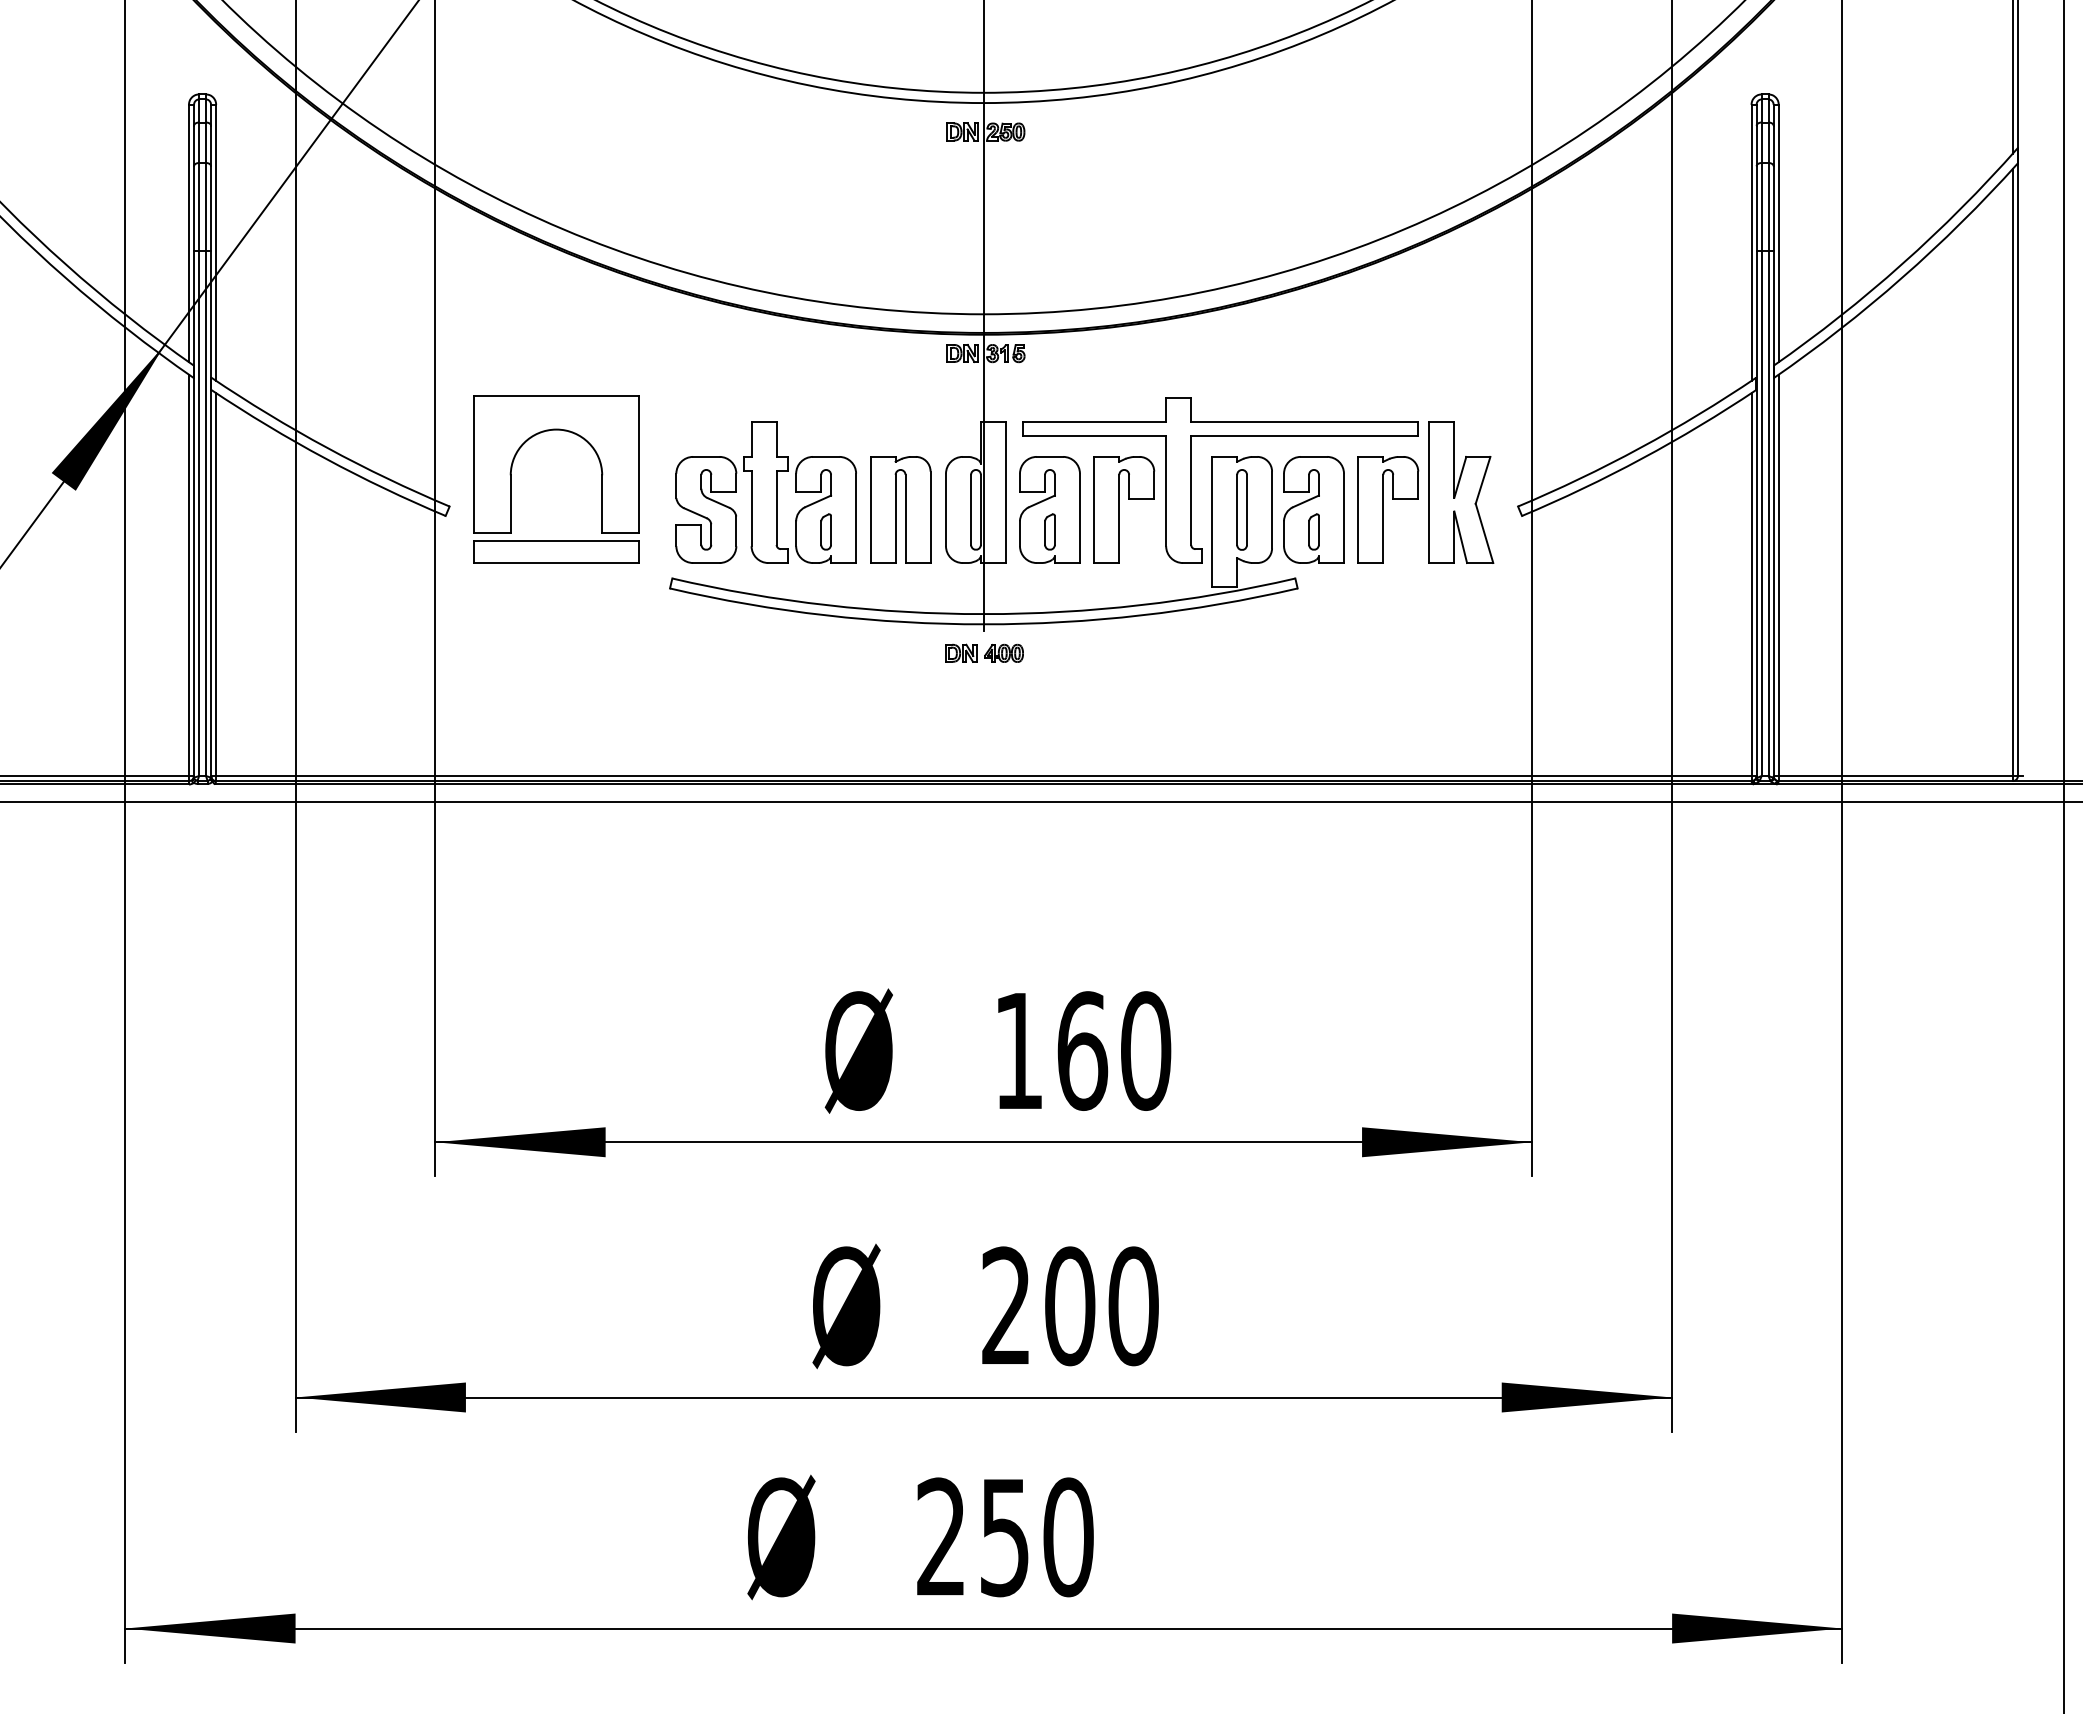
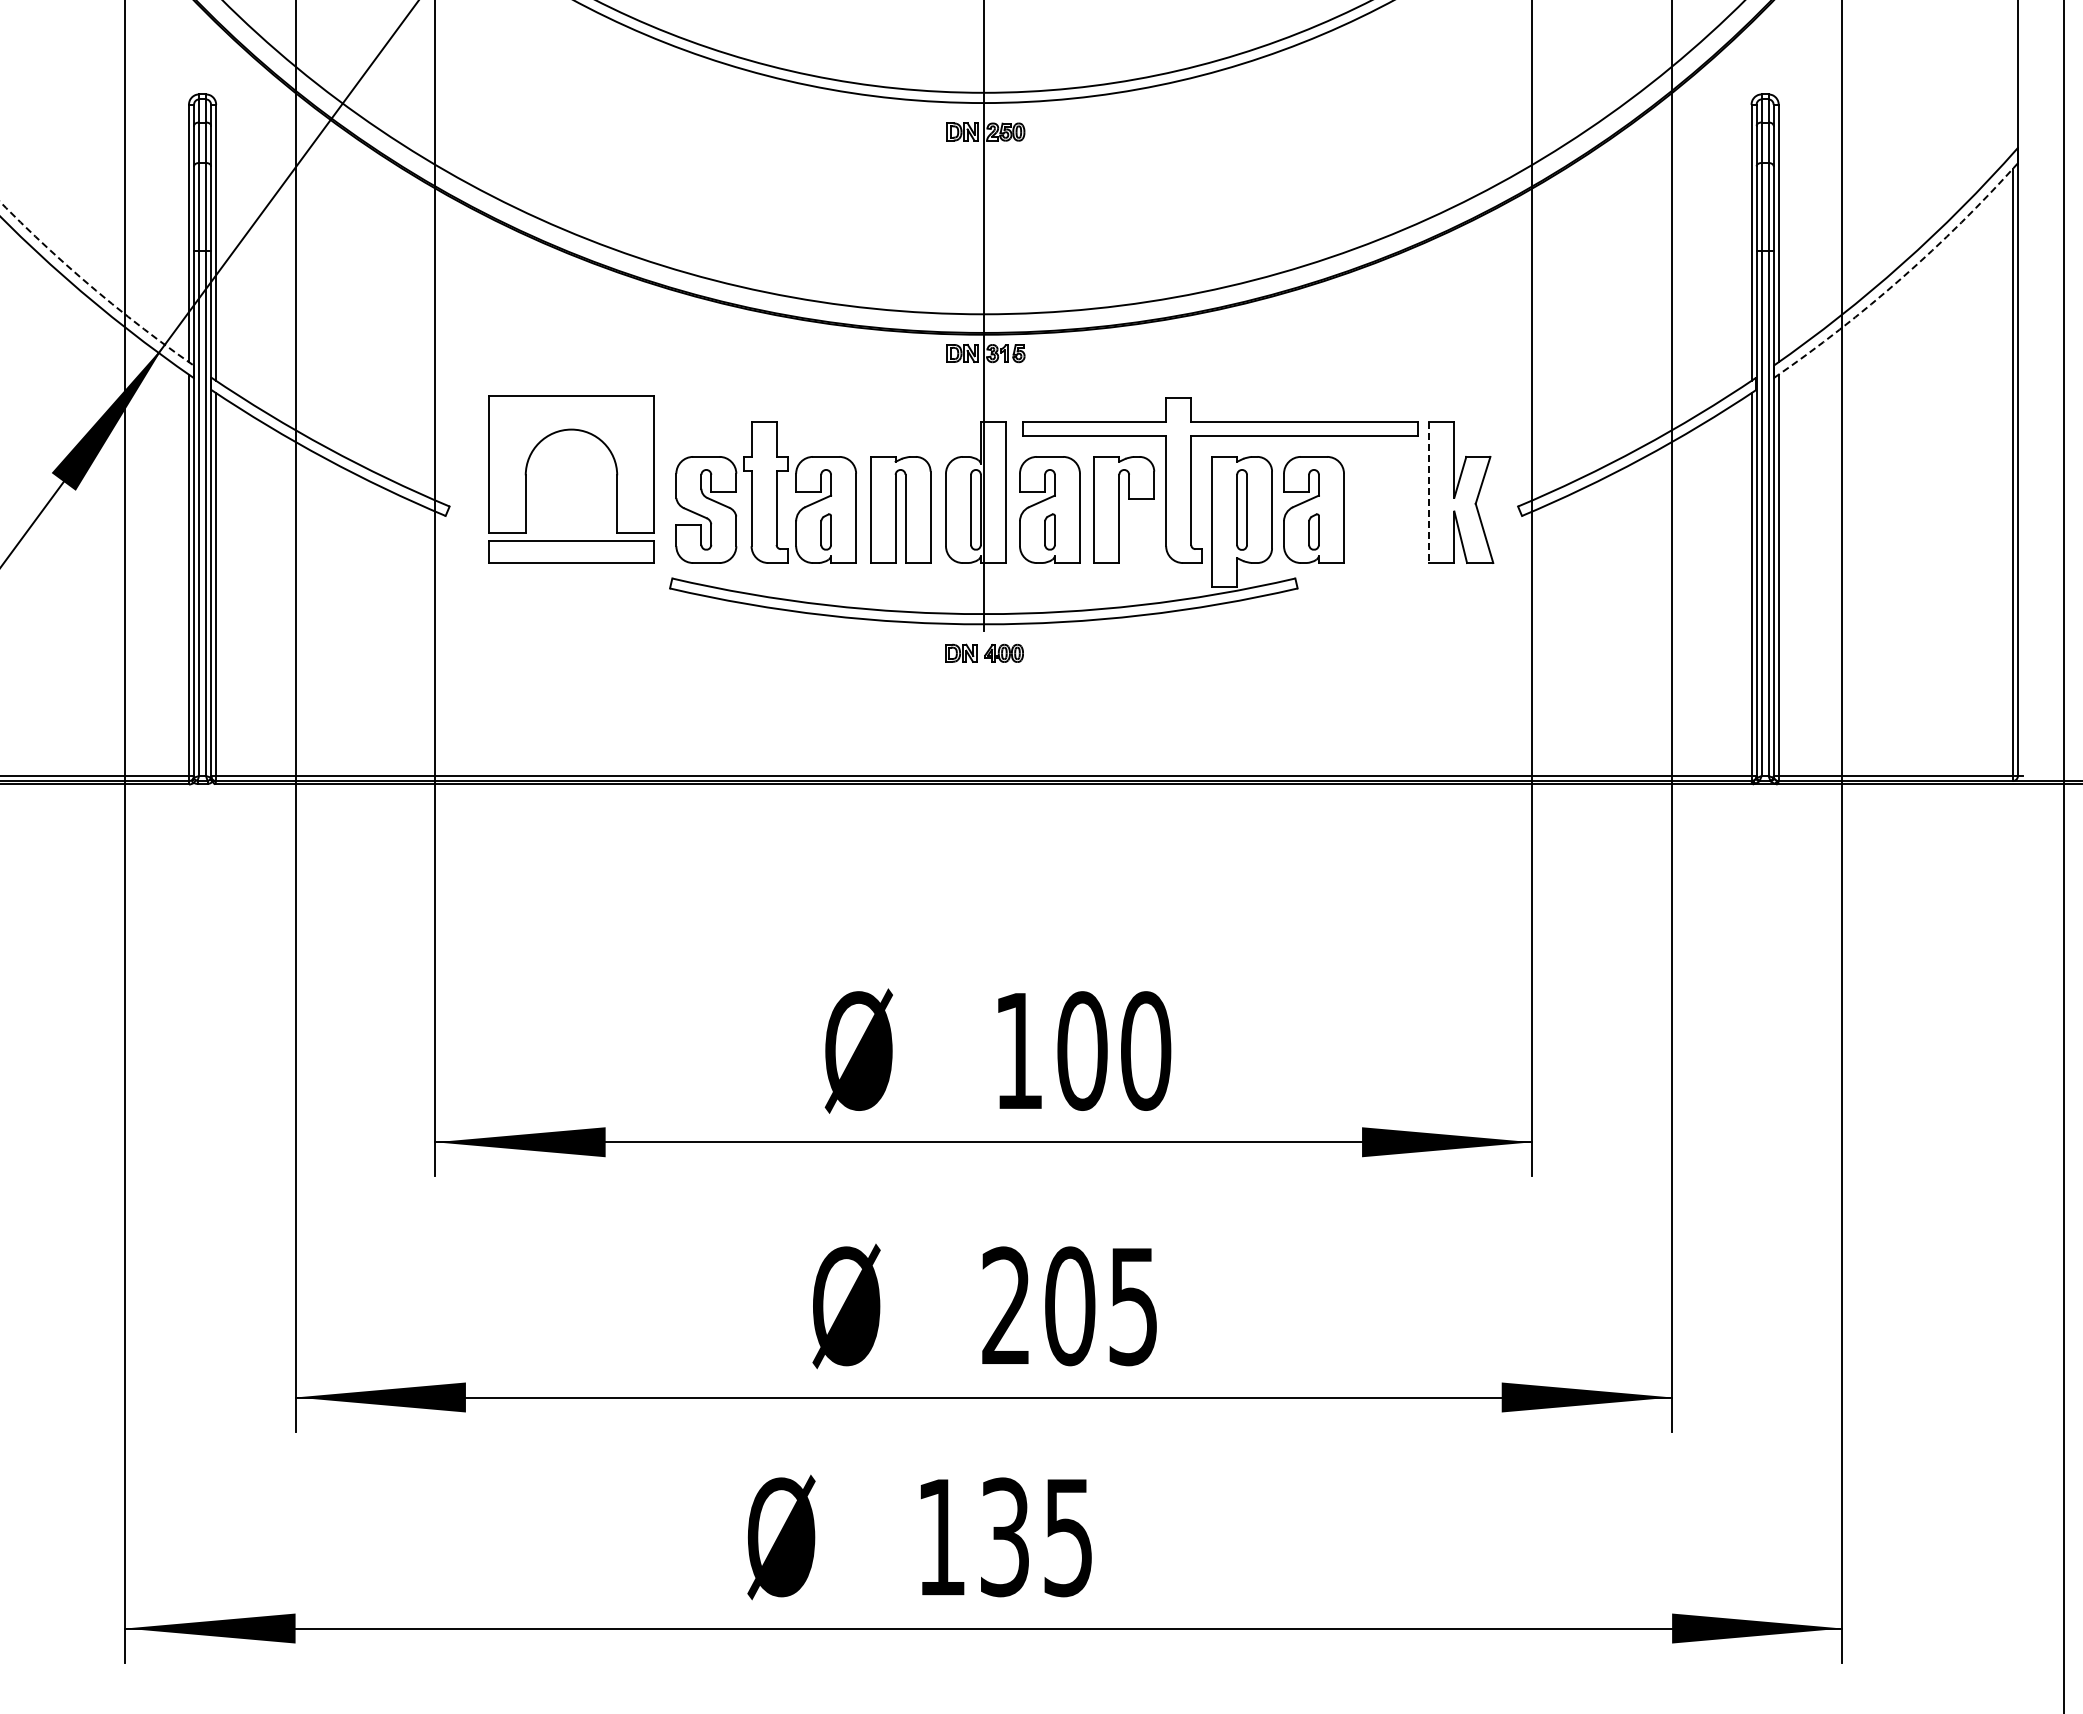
line: present -> none (2012, 77)
arc: solid -> dashed (1902, 277)
arc: solid -> dashed (93, 288)
part position: (511, 479) -> (526, 479) (526, 479)
line: solid -> dashed (1429, 493)
part: present -> none (1388, 509)
line: present -> none (1040, 801)
text: 160 -> 100 (1082, 1050)
text: 200 -> 205 (1133, 1306)
text: 250 -> 135 (1005, 1537)
